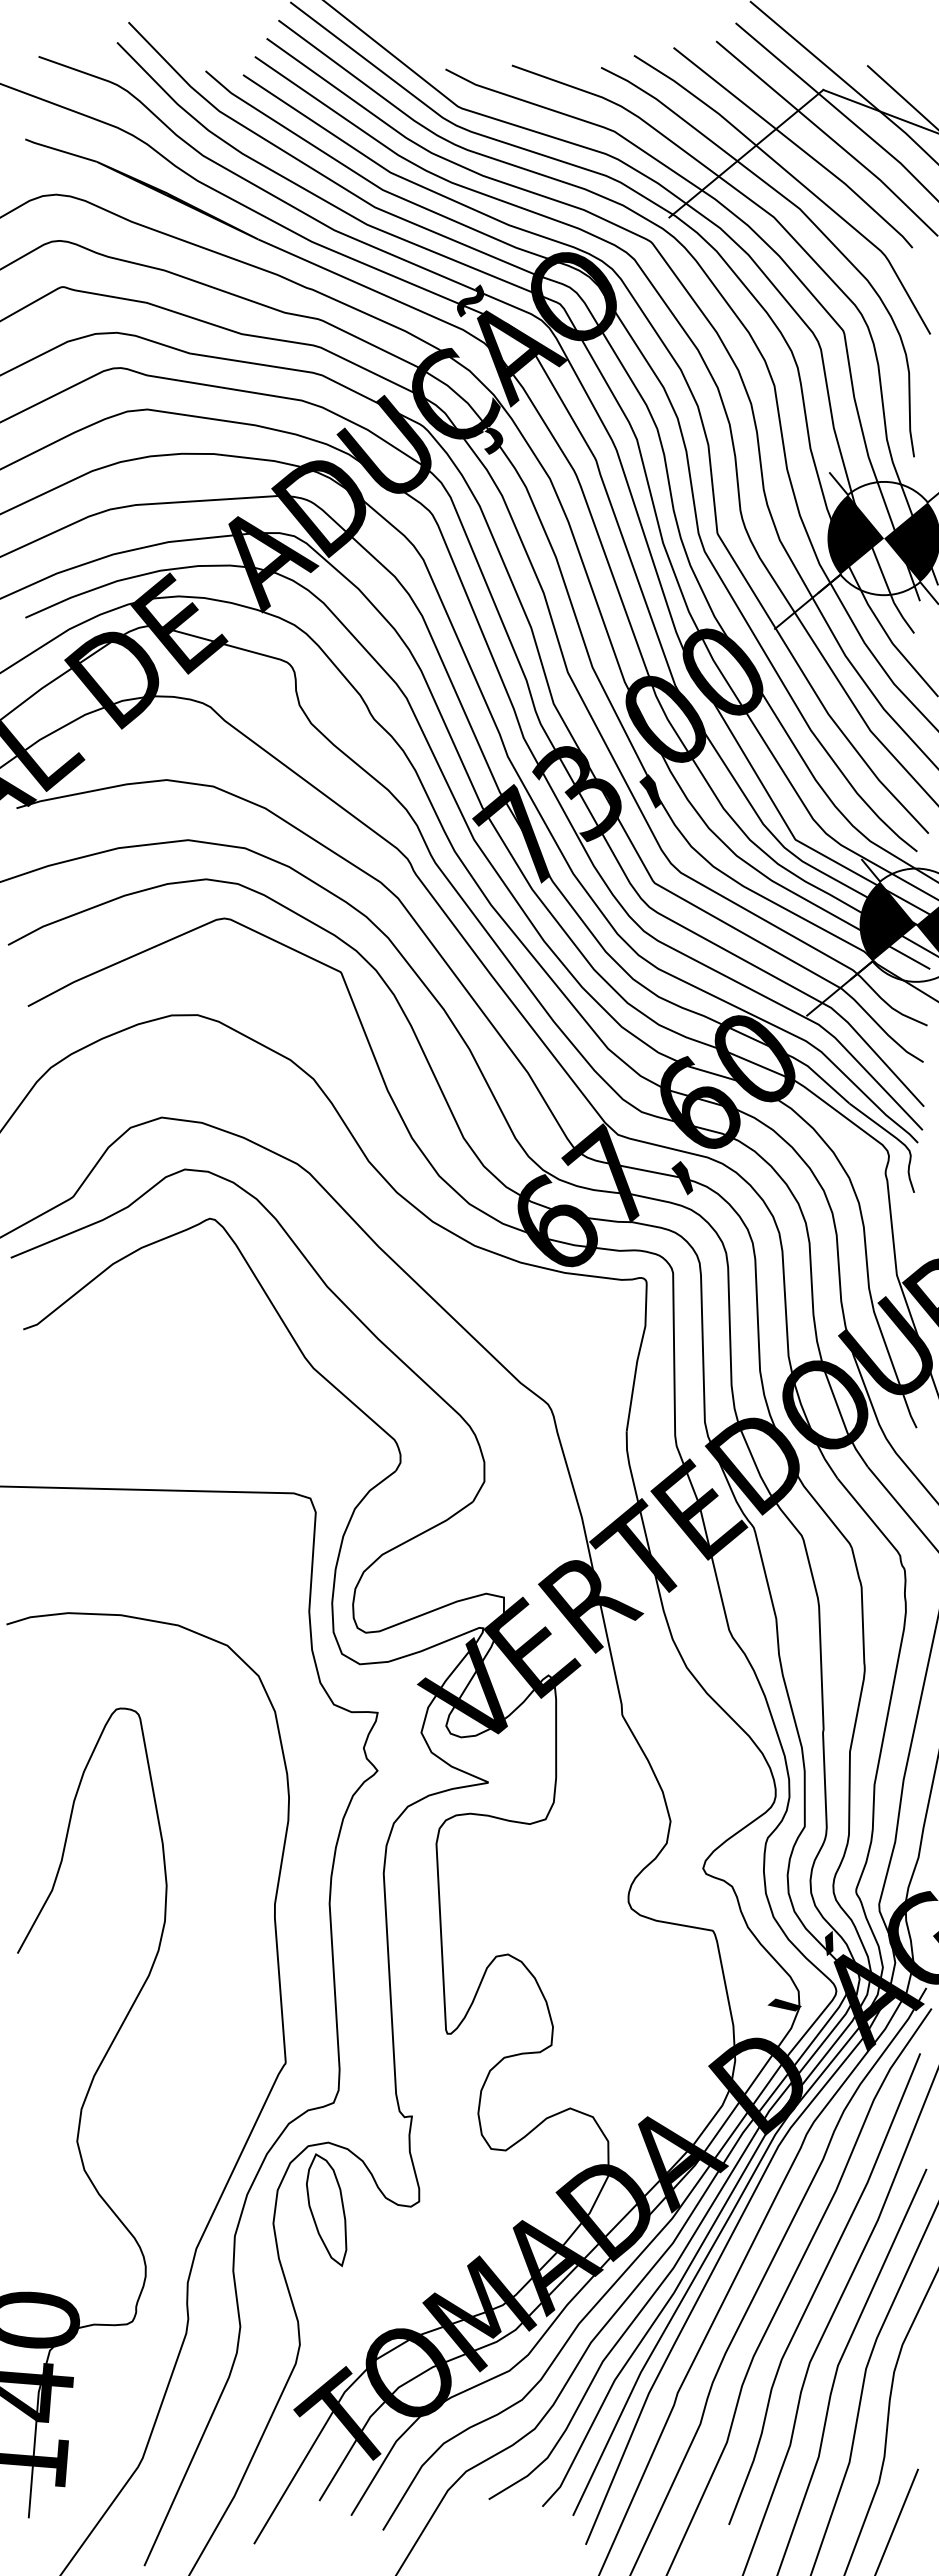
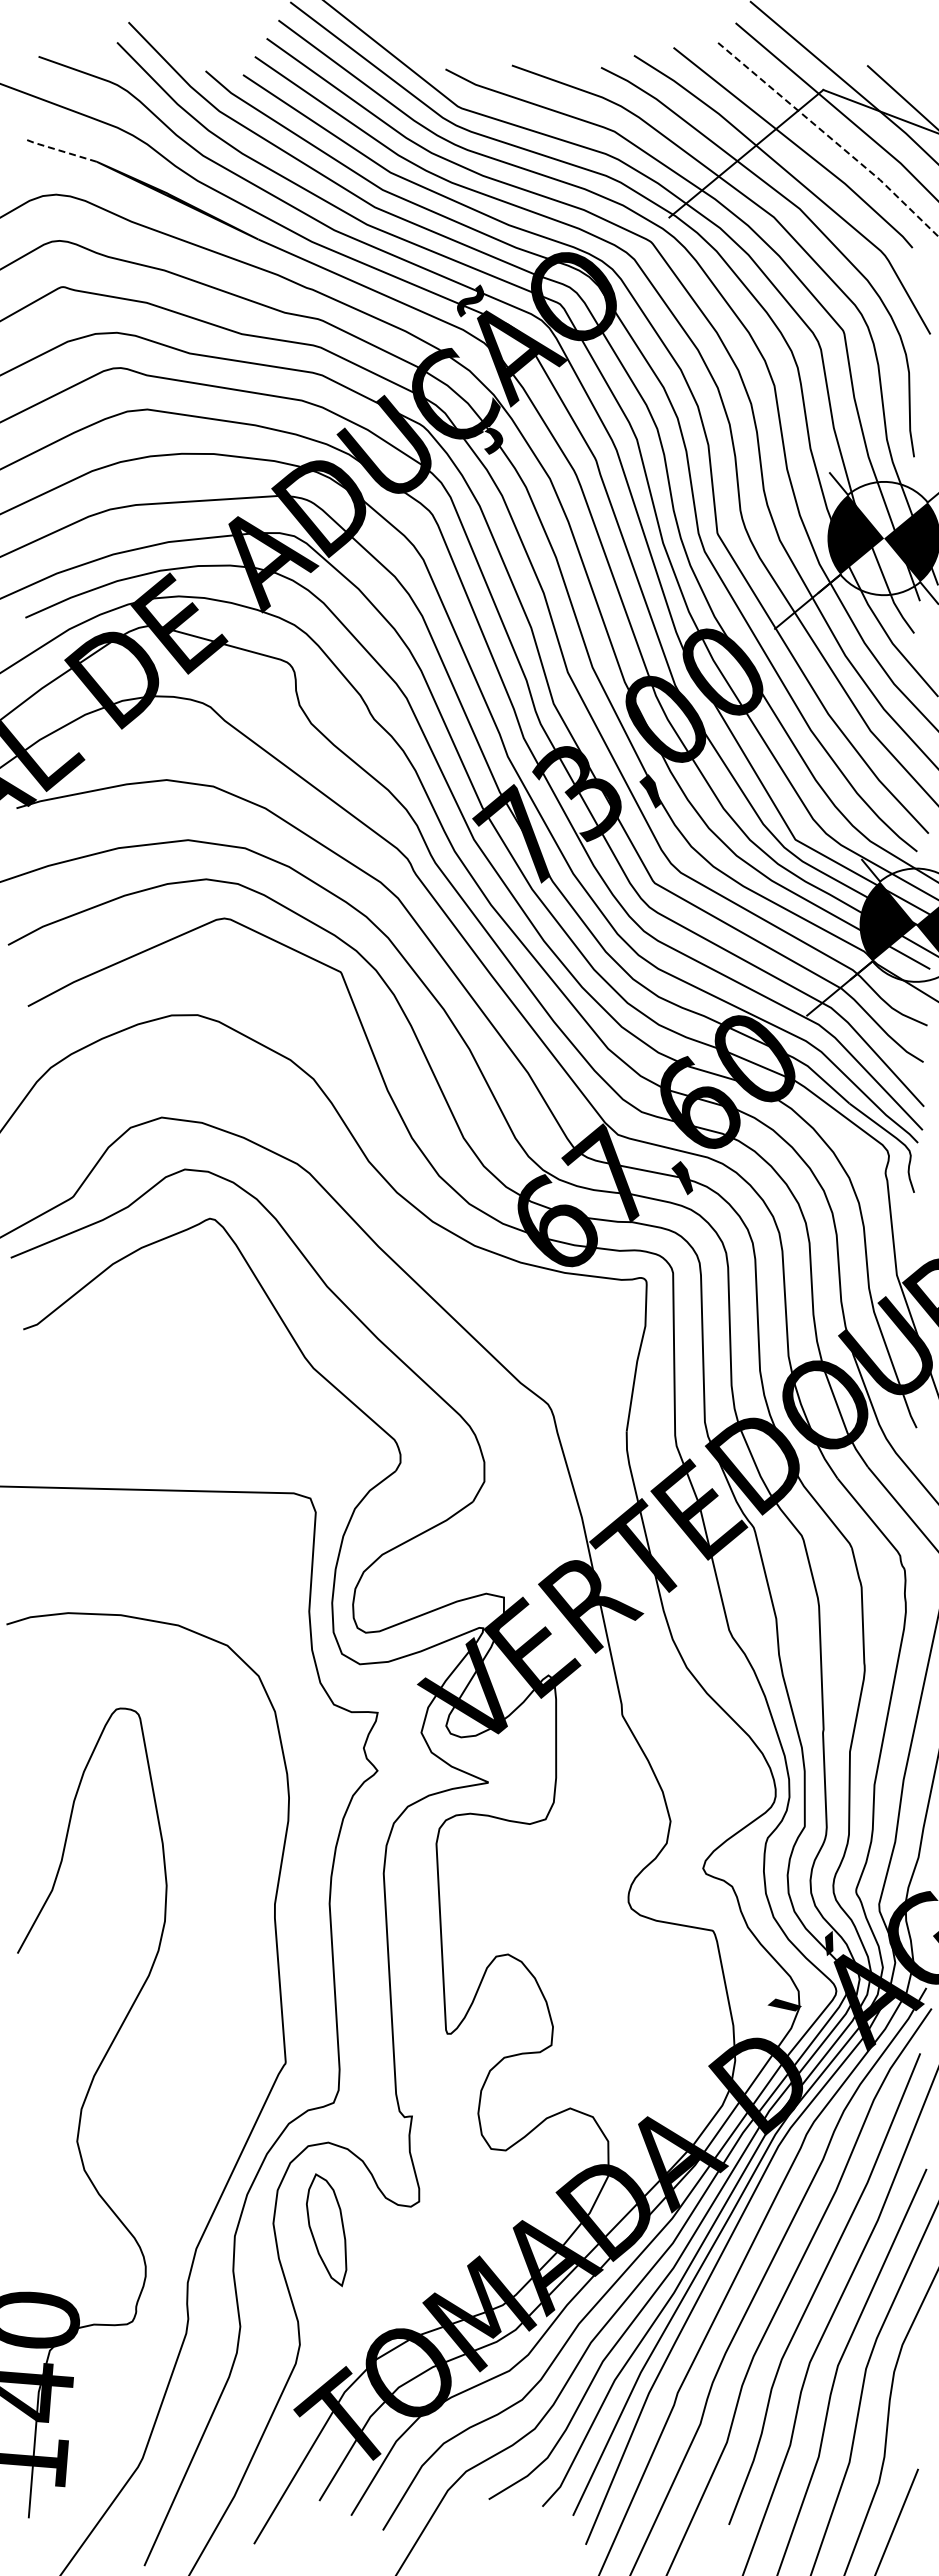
line: solid -> dashed (829, 136)
line: solid -> dashed (59, 150)
part position: (326, 2210) -> (326, 2230) (326, 2230)
